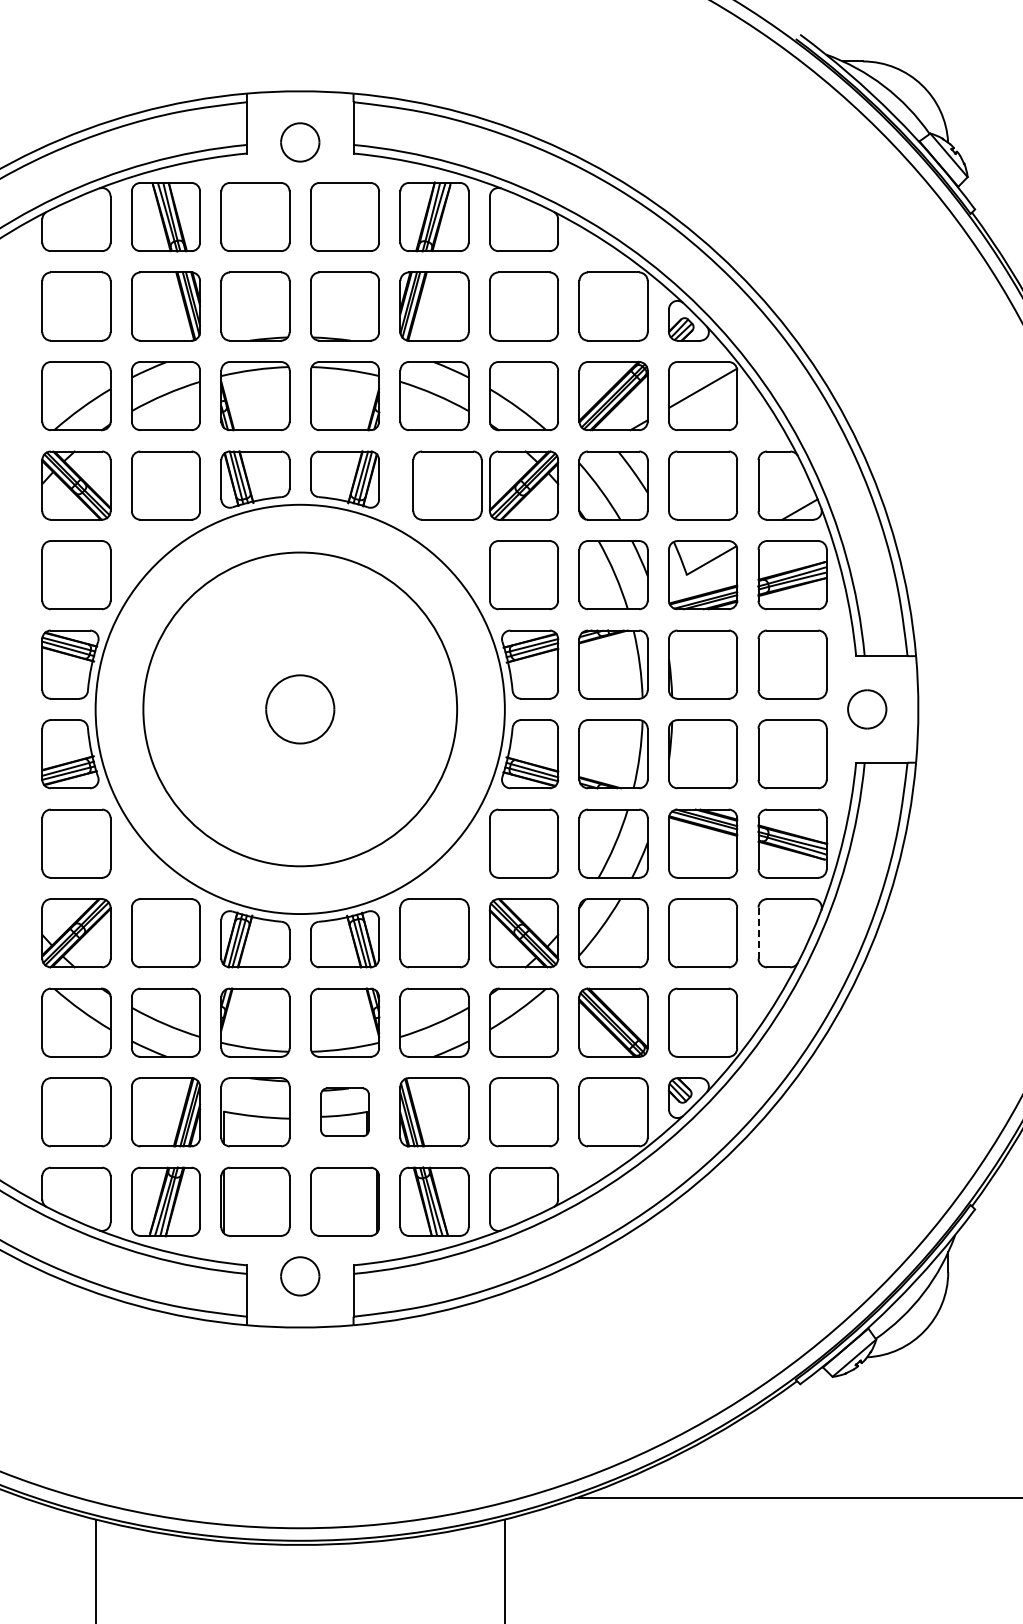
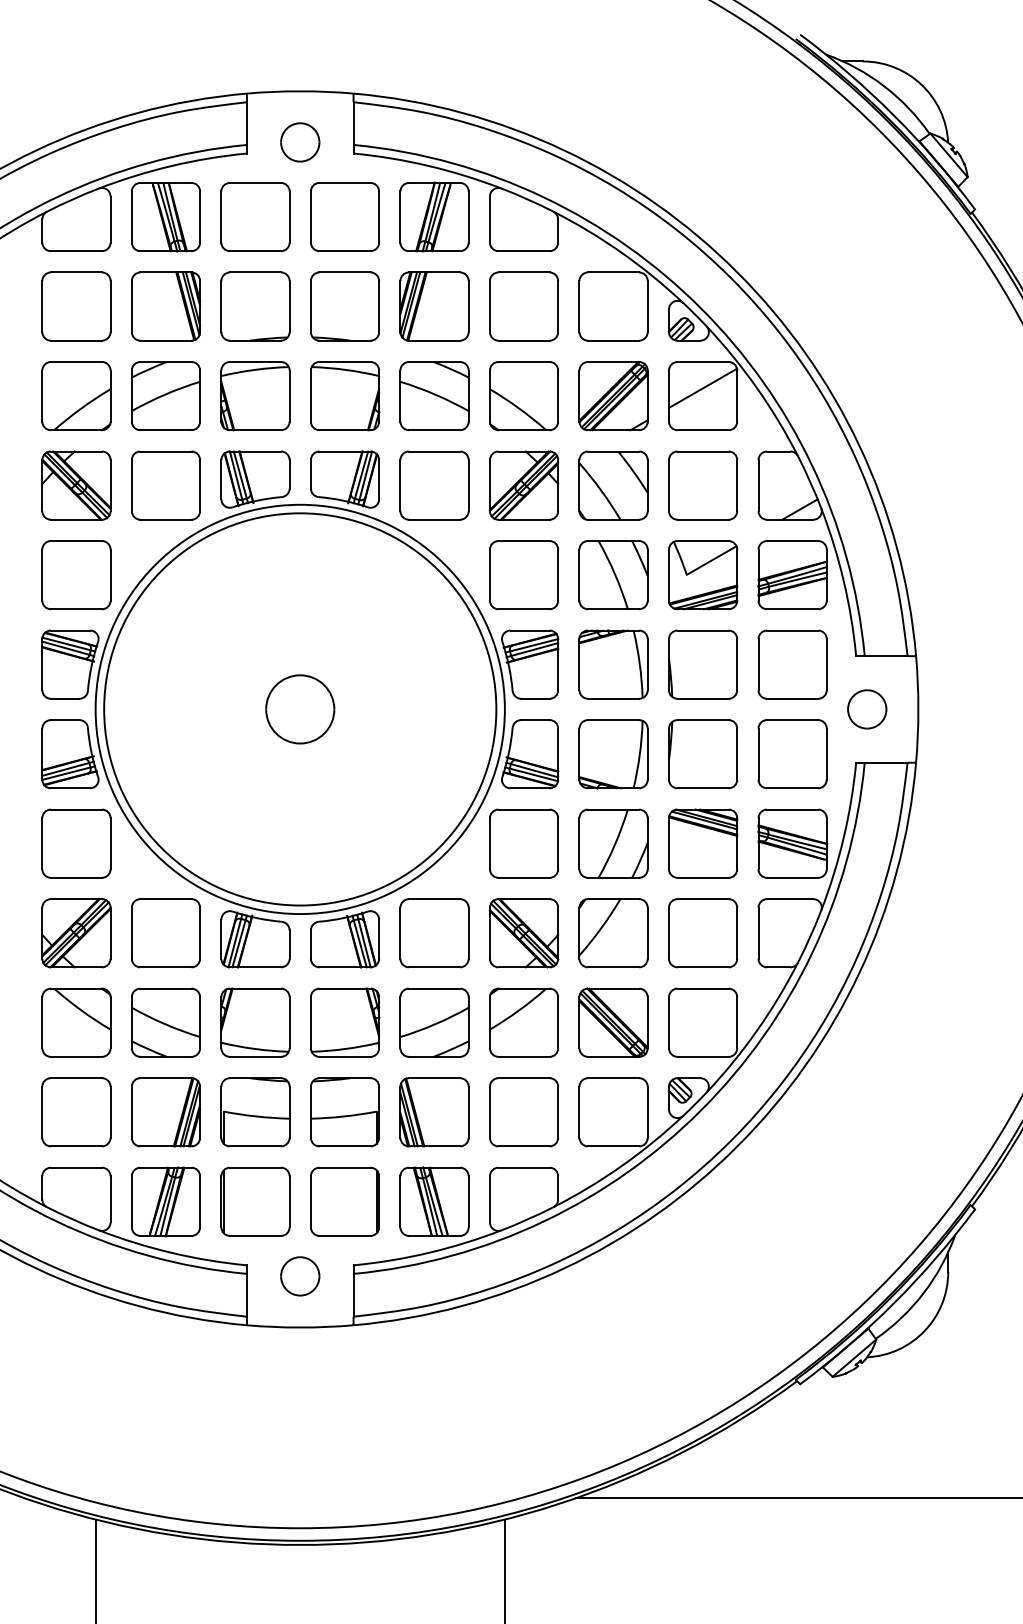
part position: (447, 485) -> (434, 485) (434, 485)
circle diameter: 314 px -> 392 px (300, 709)
line: dashed -> solid (758, 933)
part size: 50x51 px -> 70x71 px (344, 1112)
